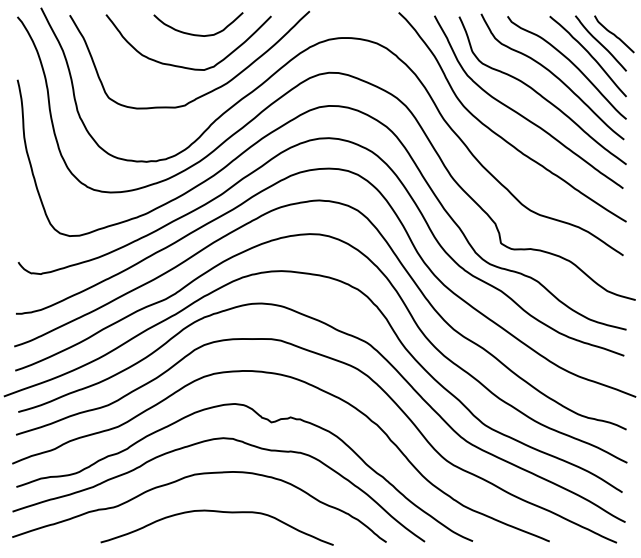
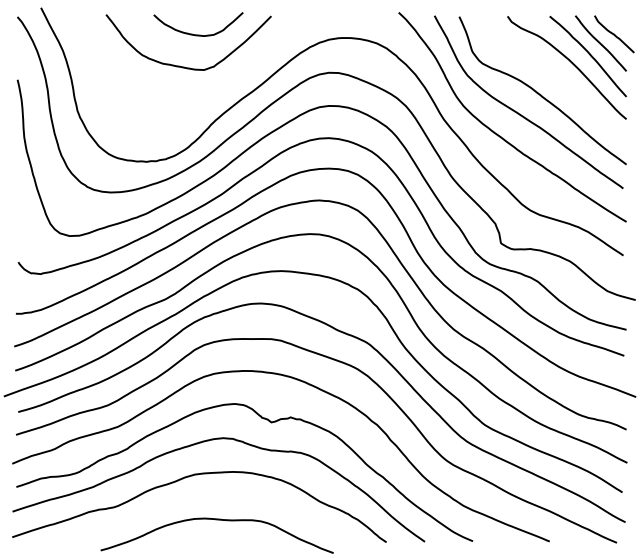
curve: present -> none (553, 75)
curve: present -> none (206, 92)
curve position: (216, 512) -> (216, 520) (216, 520)
